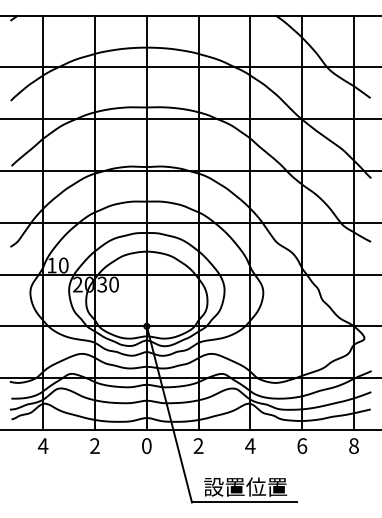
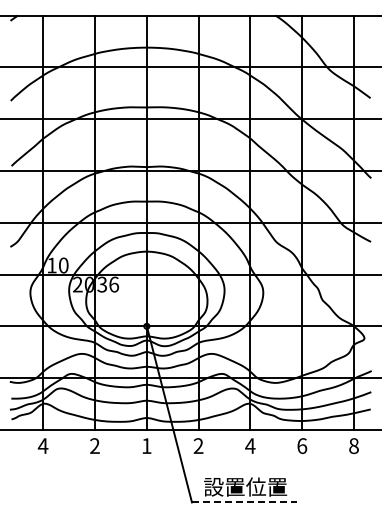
text: 30 -> 36 (114, 284)
text: 0 -> 1 (146, 446)
line: solid -> dashed (244, 502)
